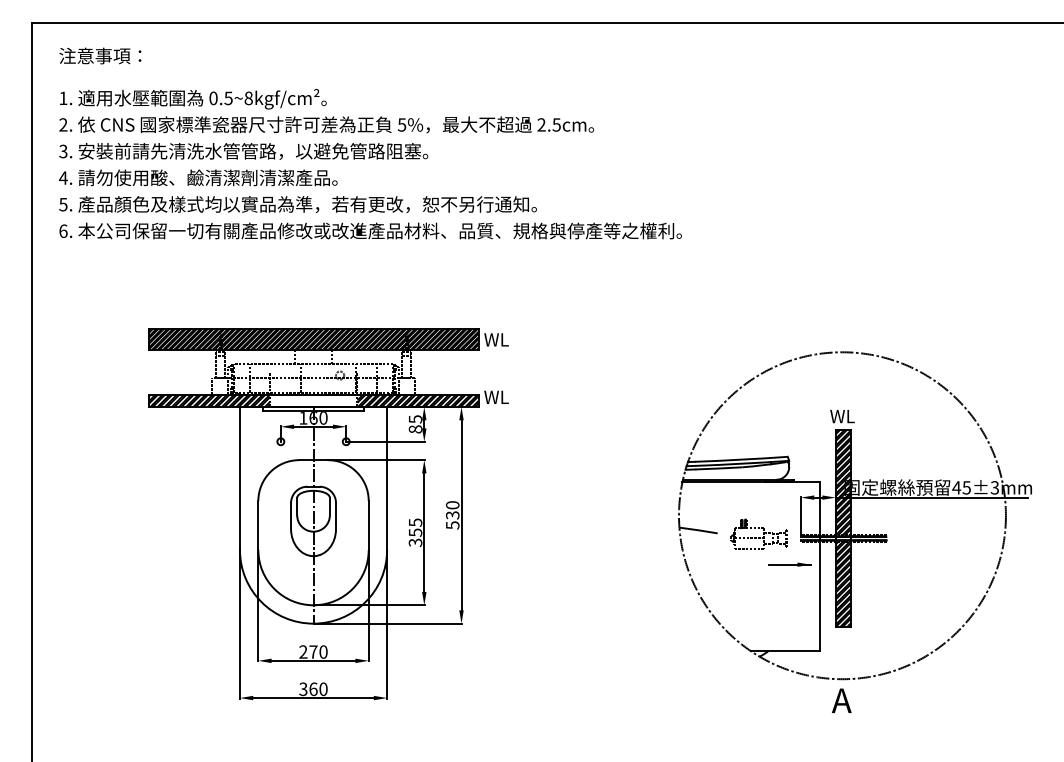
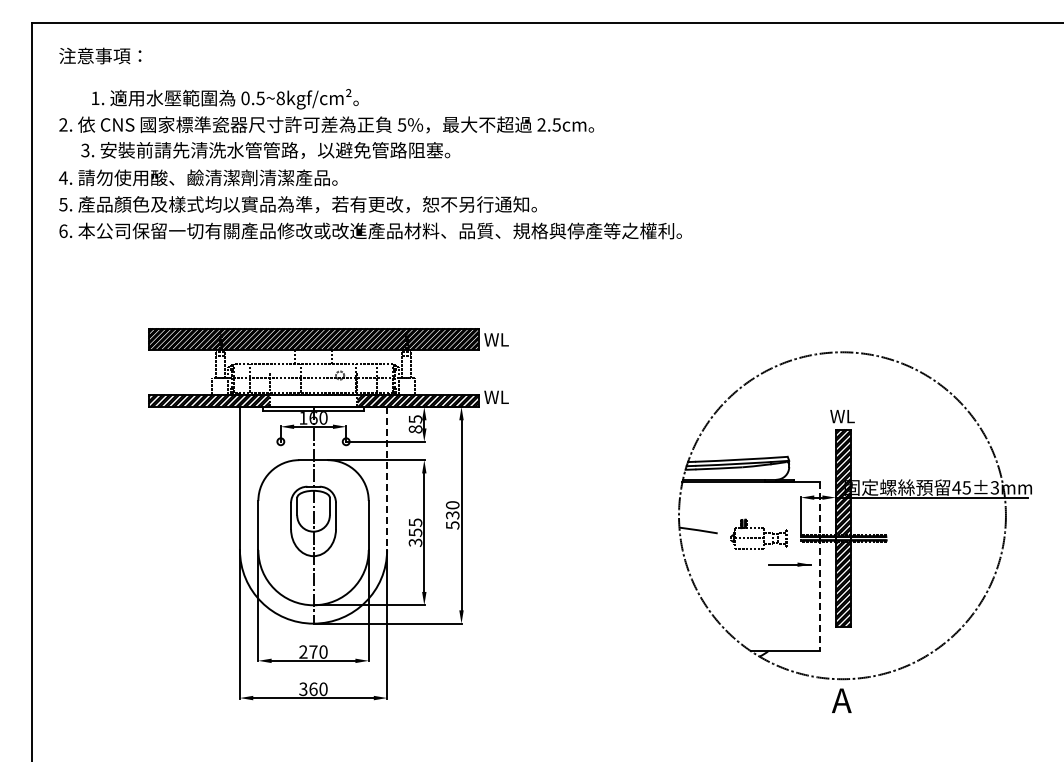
text position: (193, 99) -> (225, 99) (225, 99)
text position: (243, 151) -> (265, 150) (265, 150)
line: solid -> dashed (387, 478)
line: solid -> dashed (819, 567)
